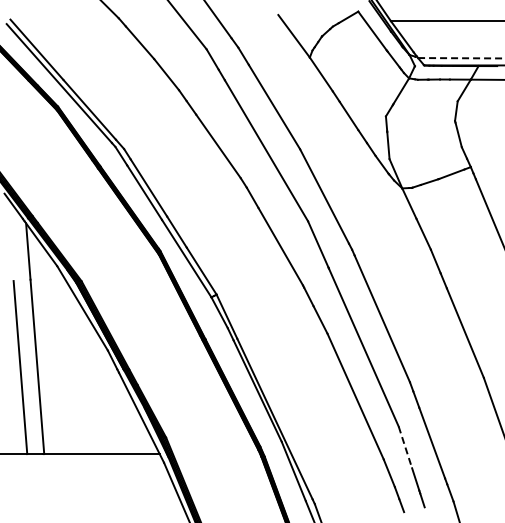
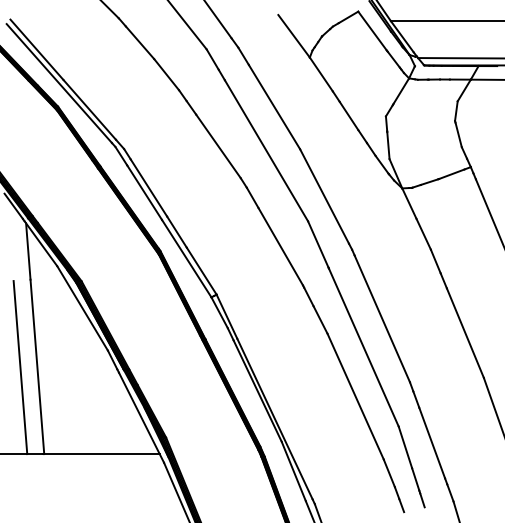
line: dashed -> solid (461, 58)
line: dashed -> solid (405, 447)
